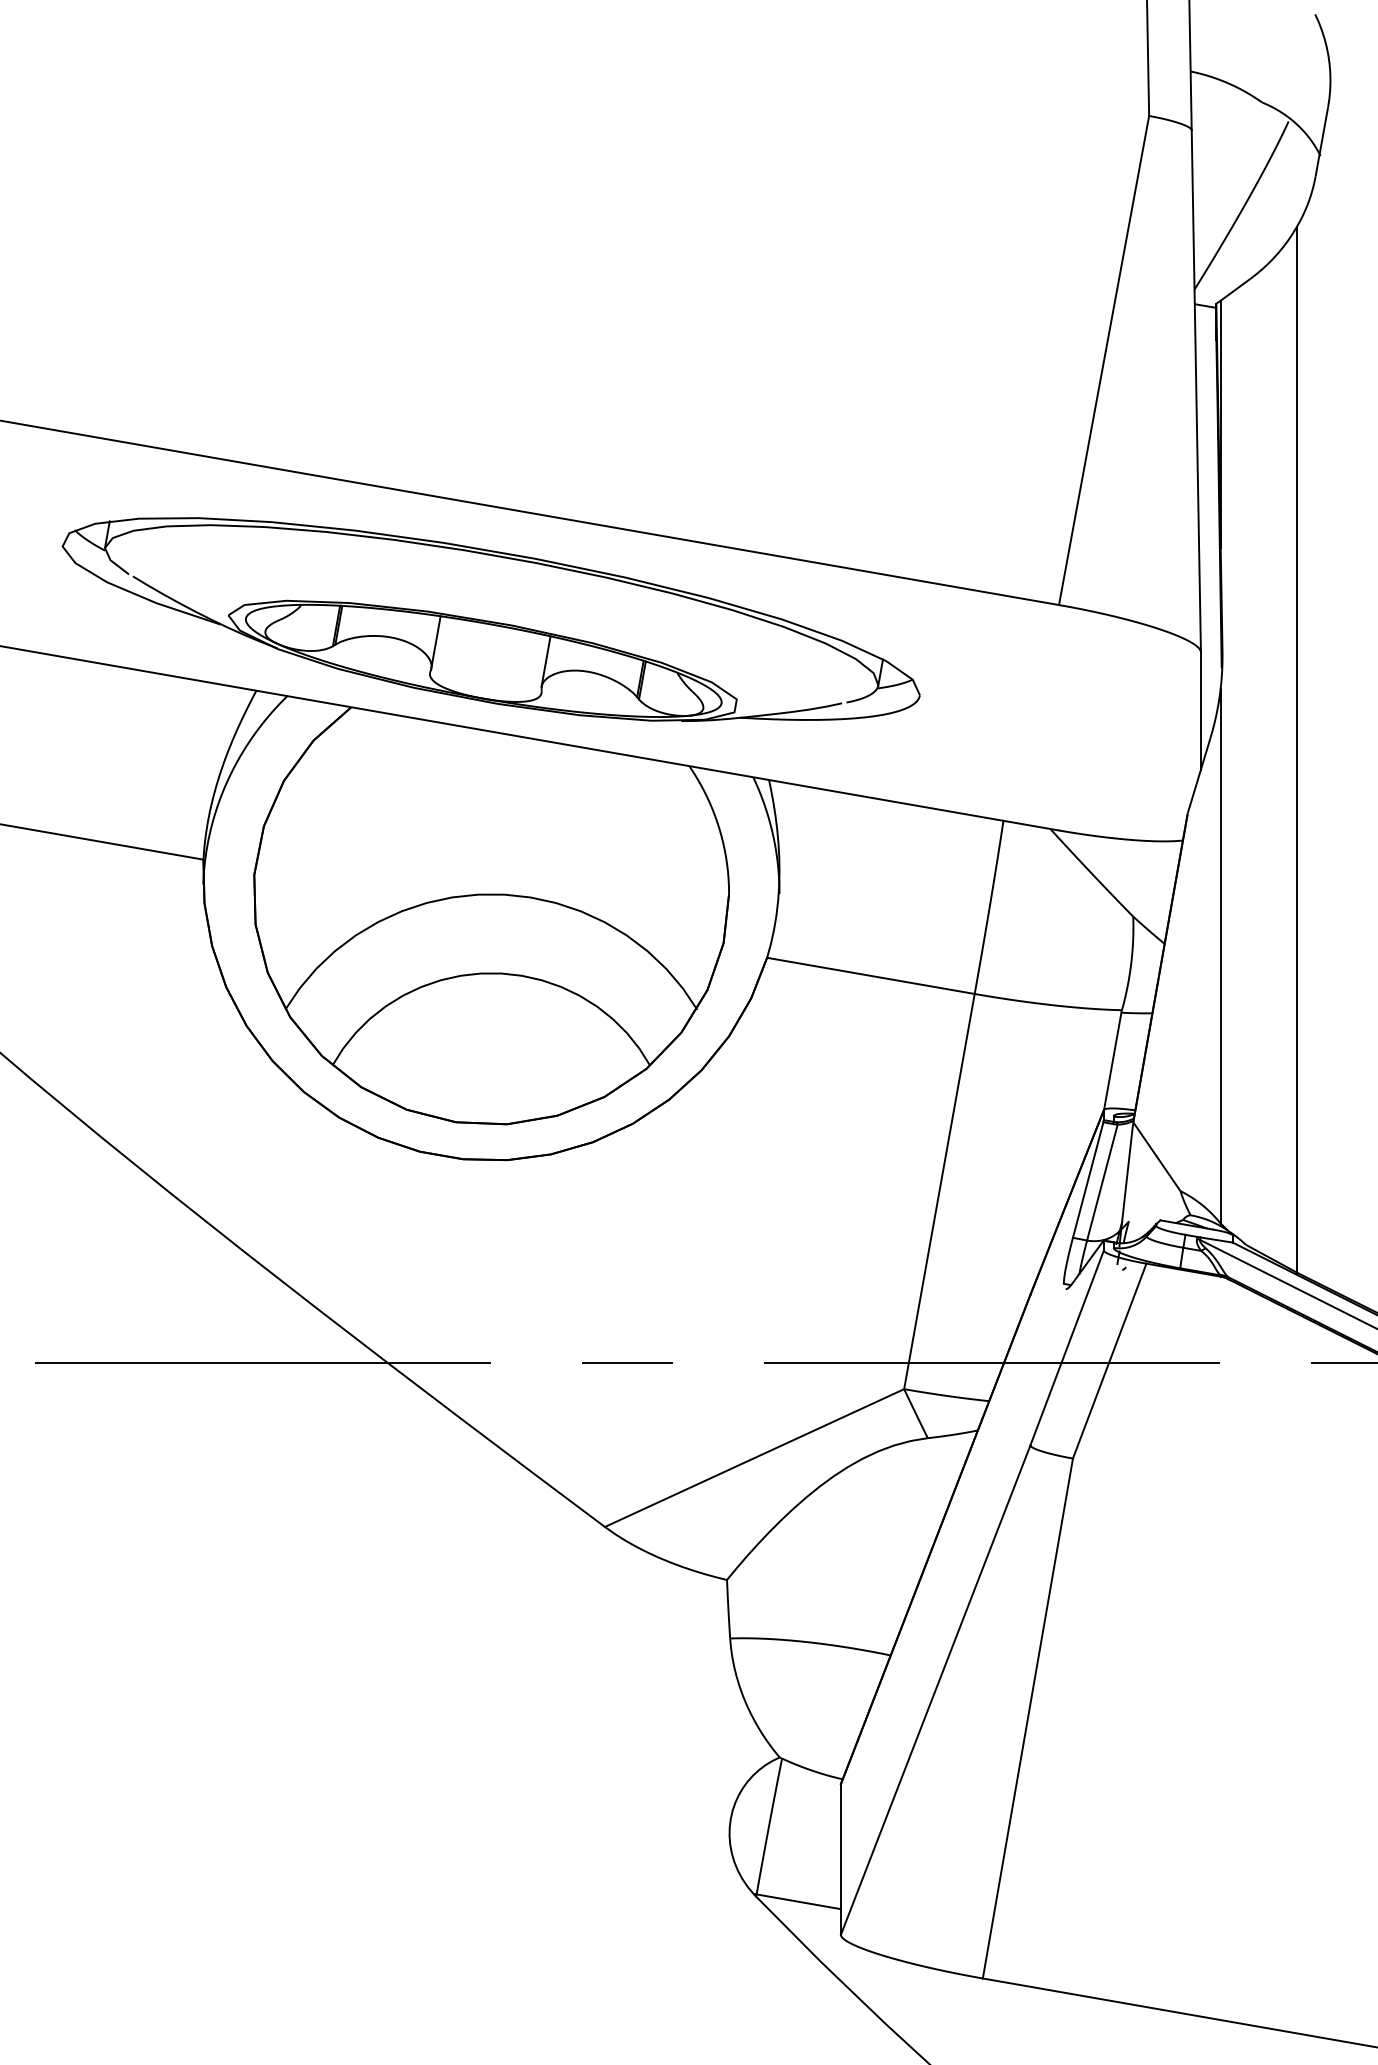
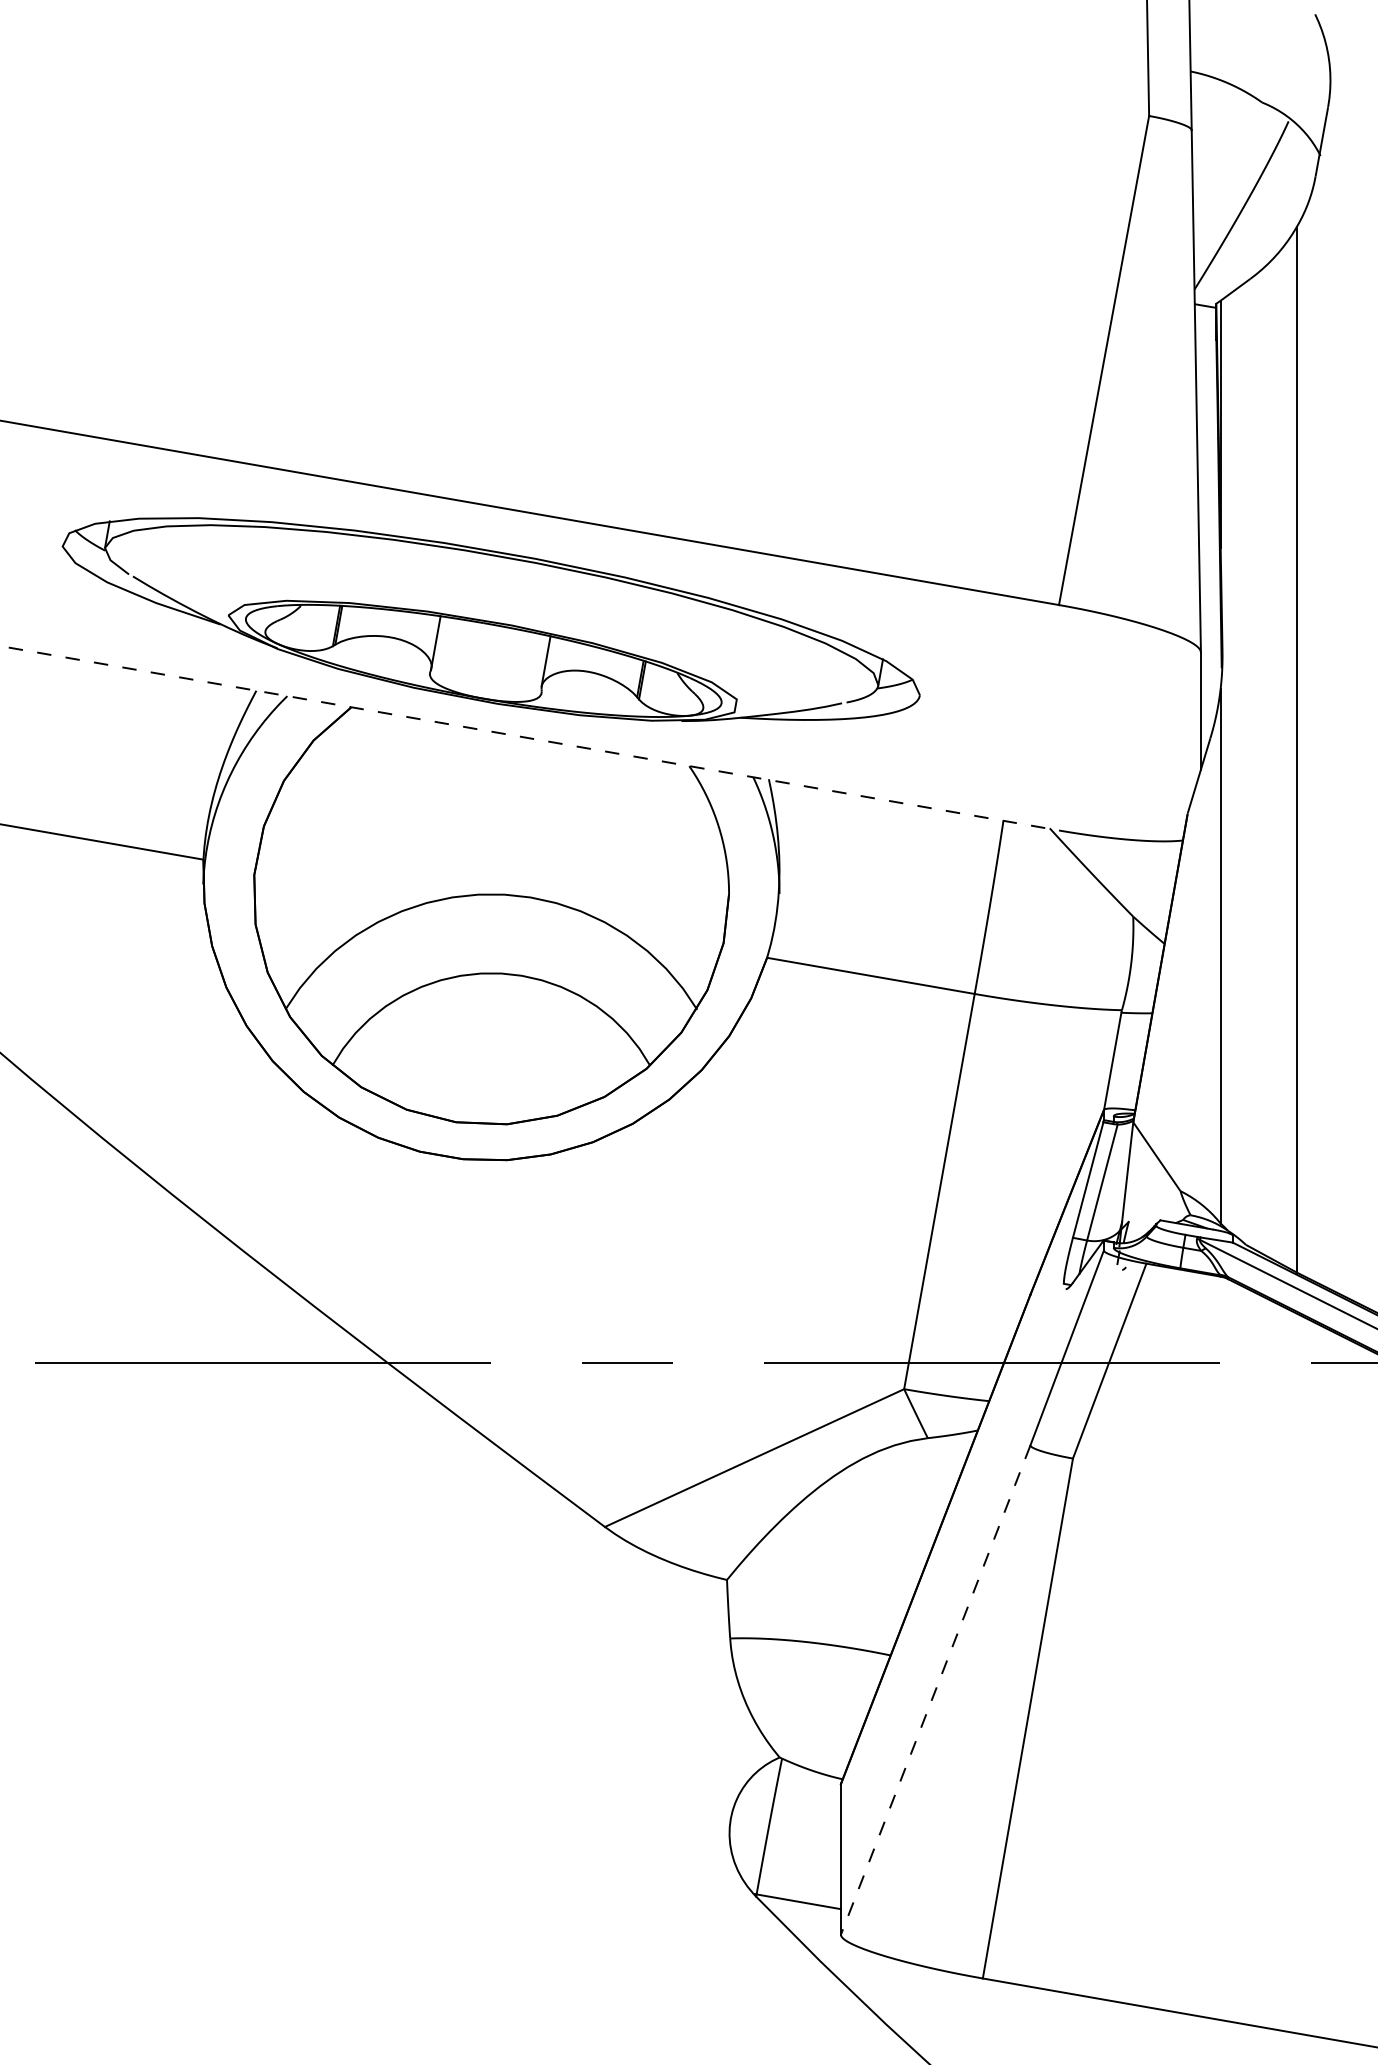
line: solid -> dashed (530, 738)
line: solid -> dashed (935, 1690)
